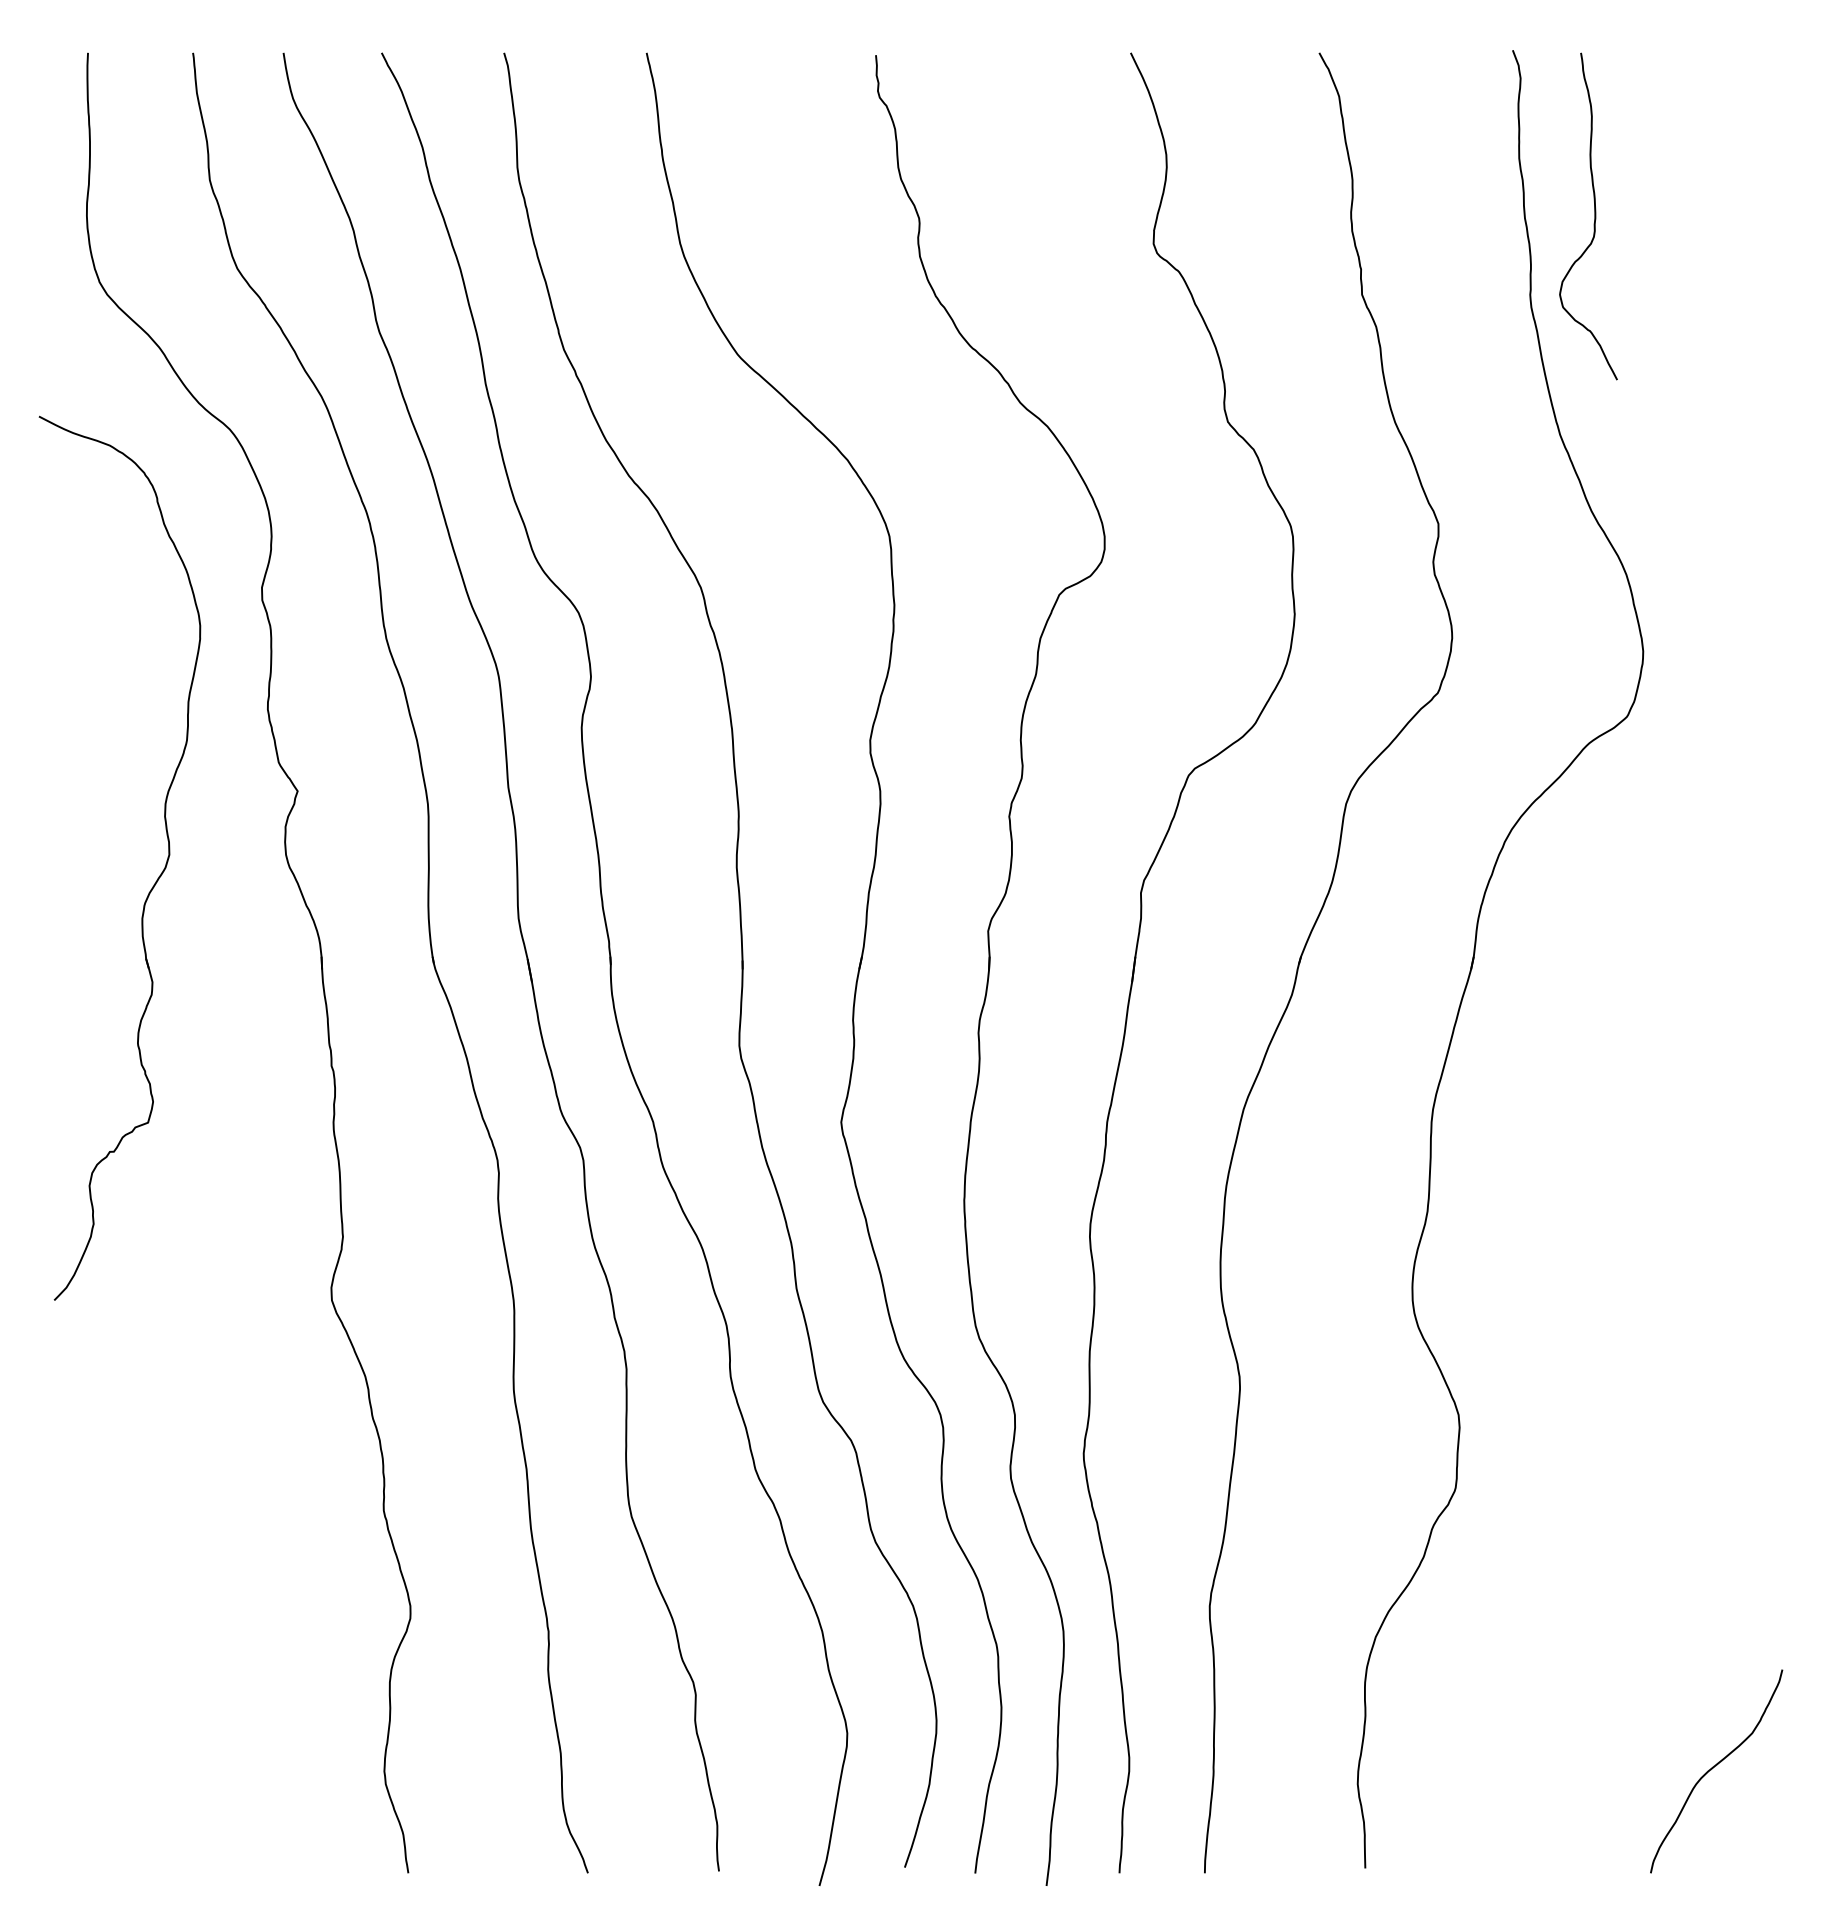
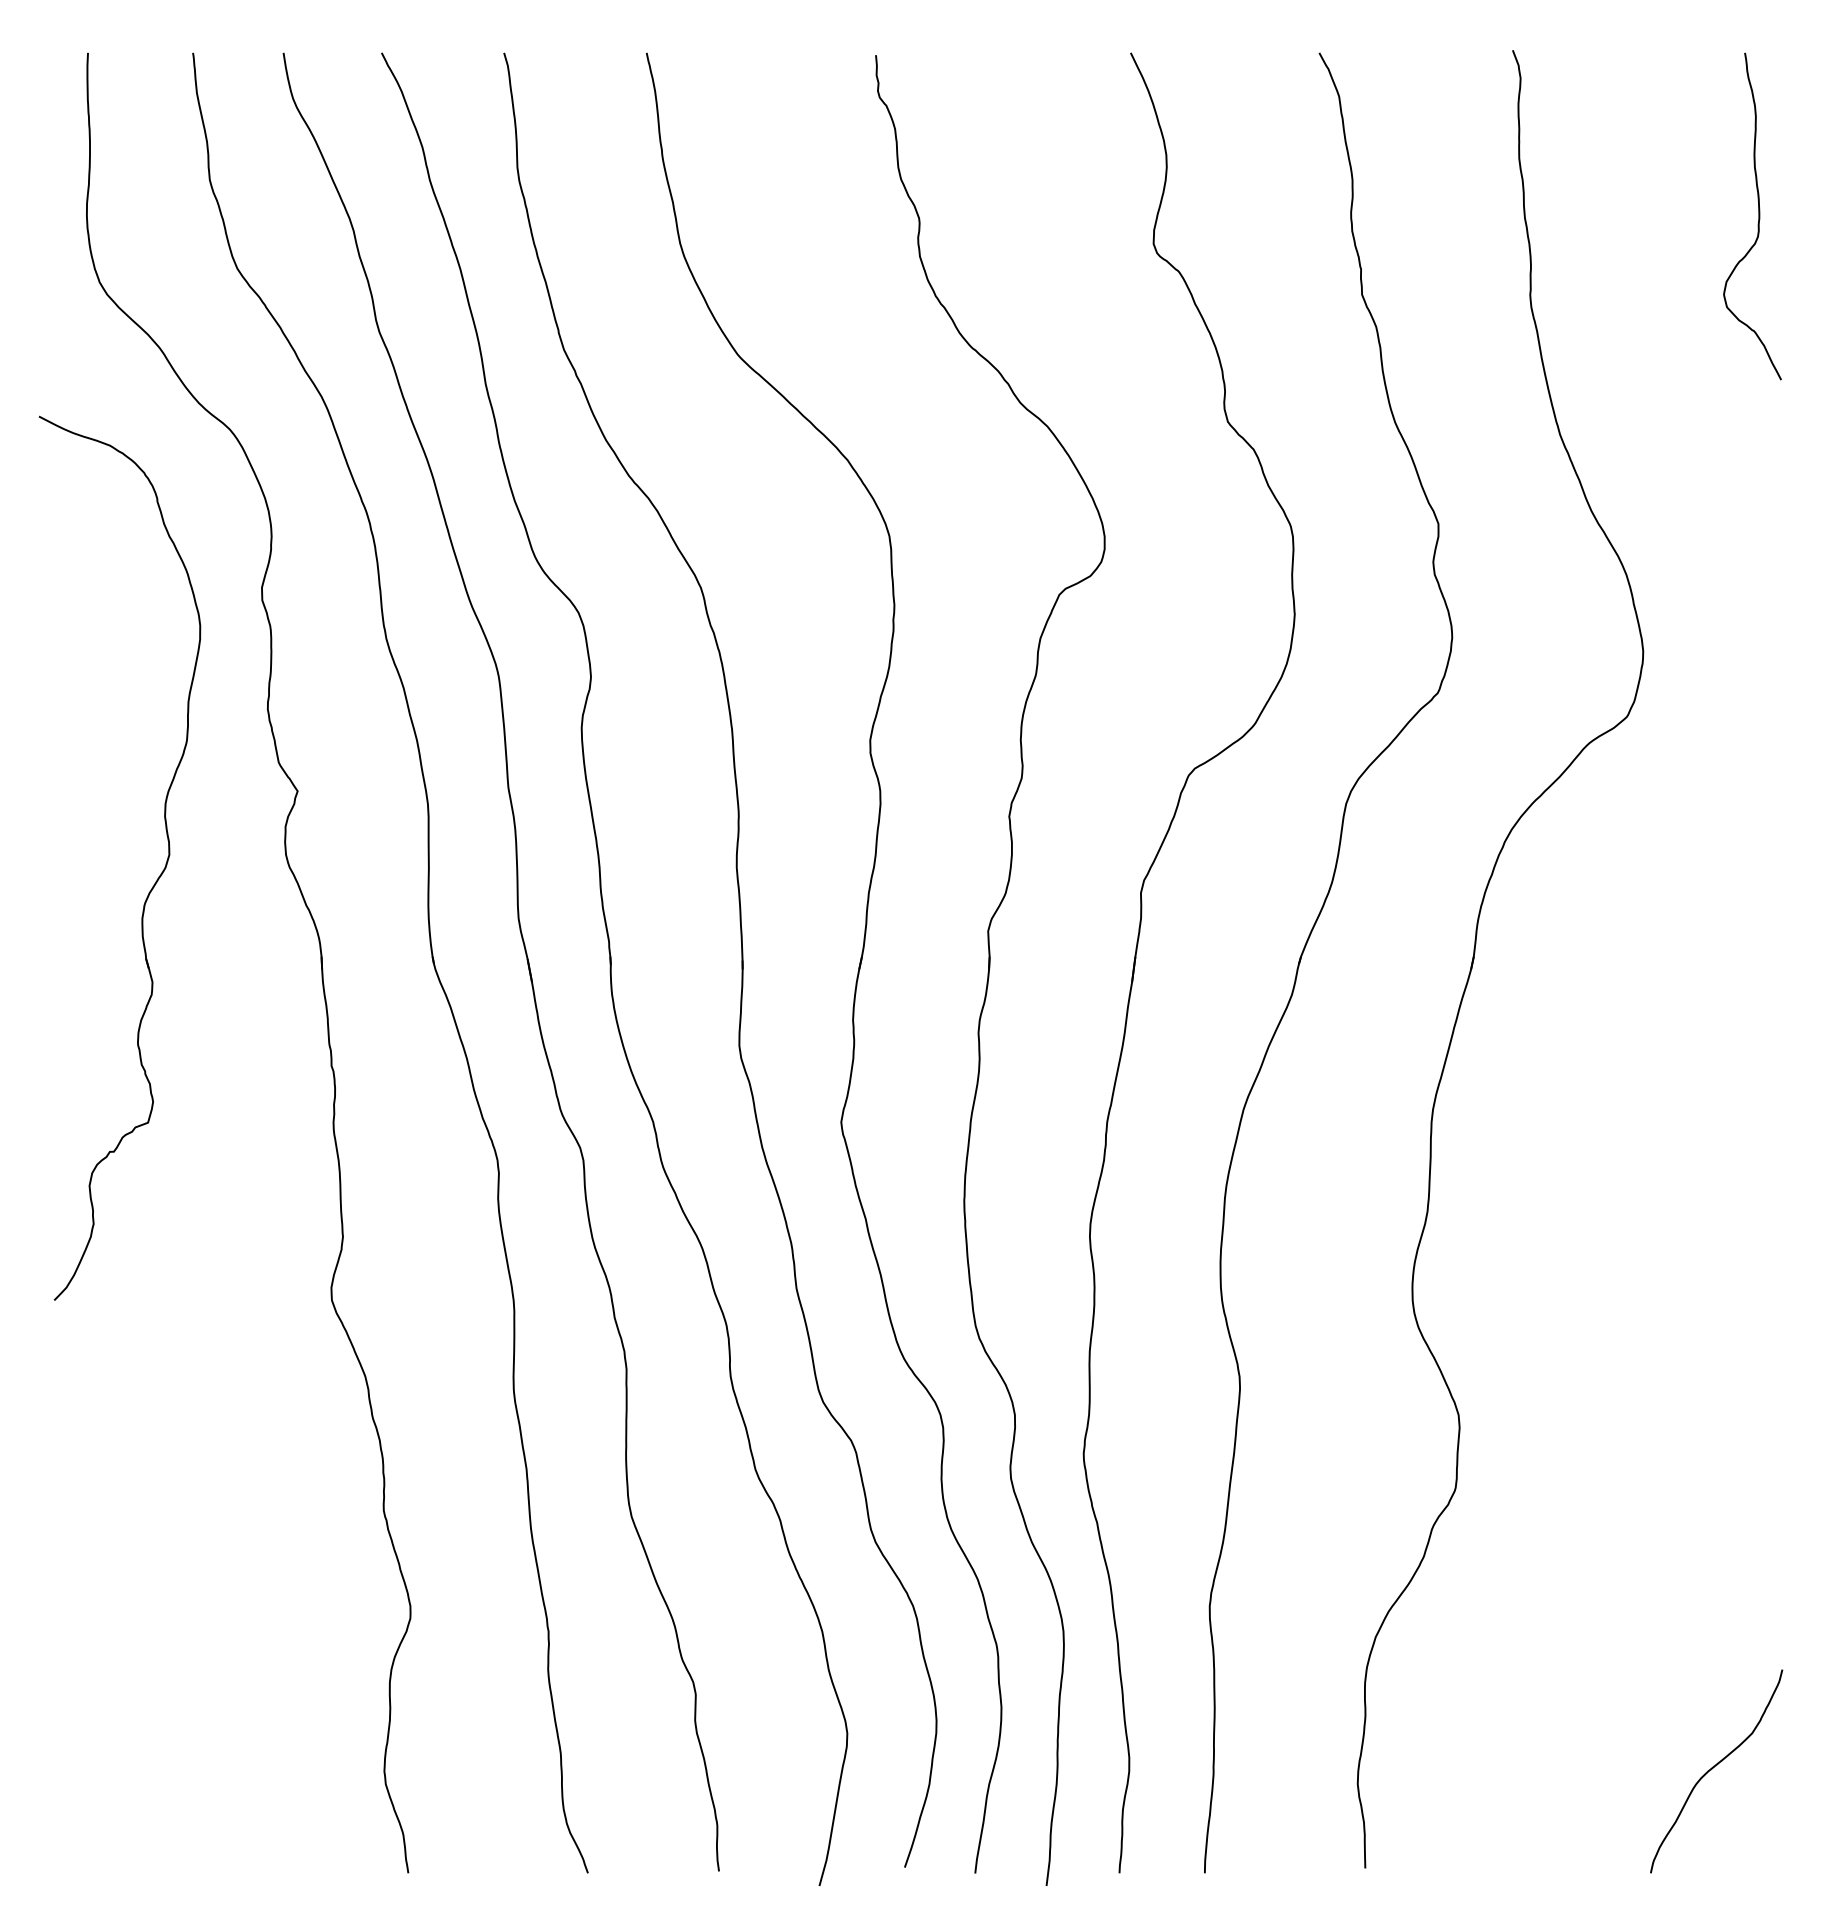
curve position: (1594, 216) -> (1758, 216) (1758, 216)
